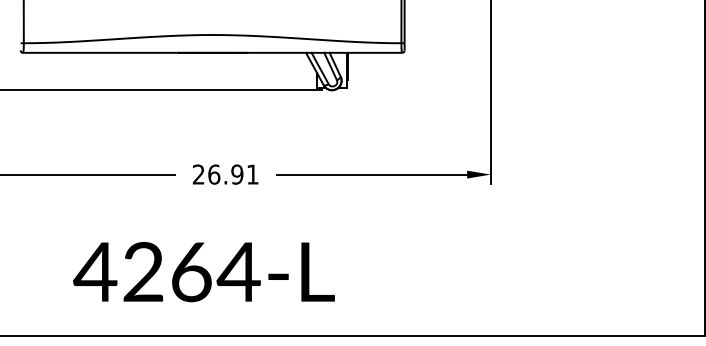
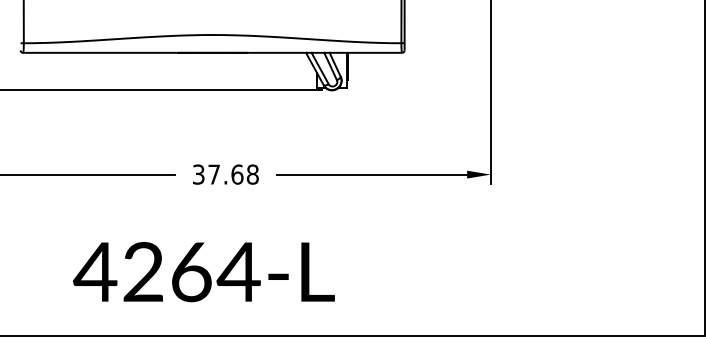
text: 26.91 -> 37.68 (225, 174)
